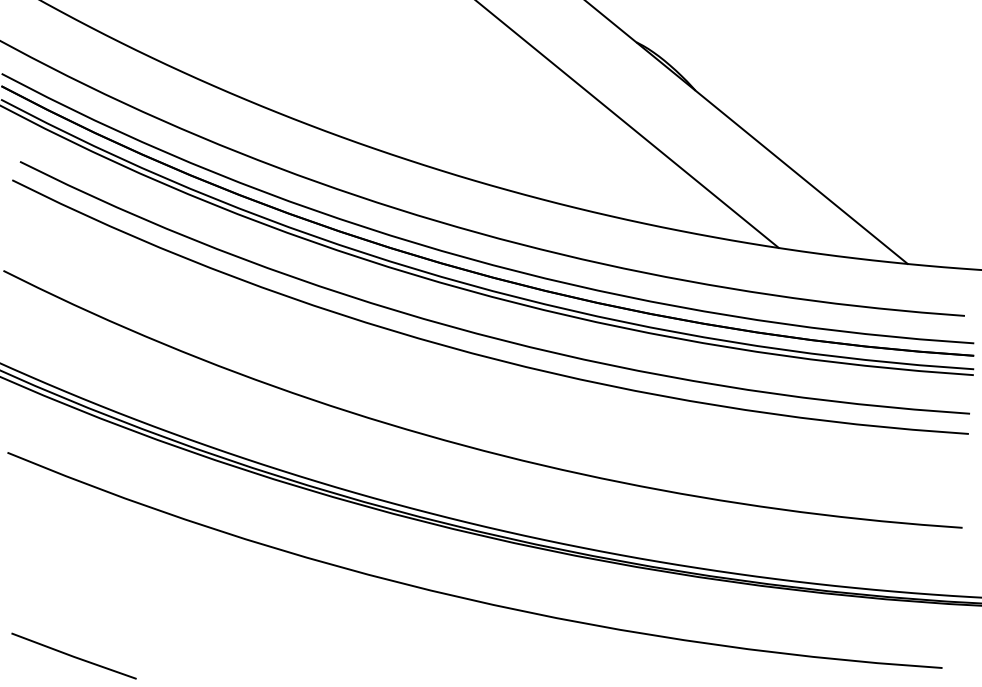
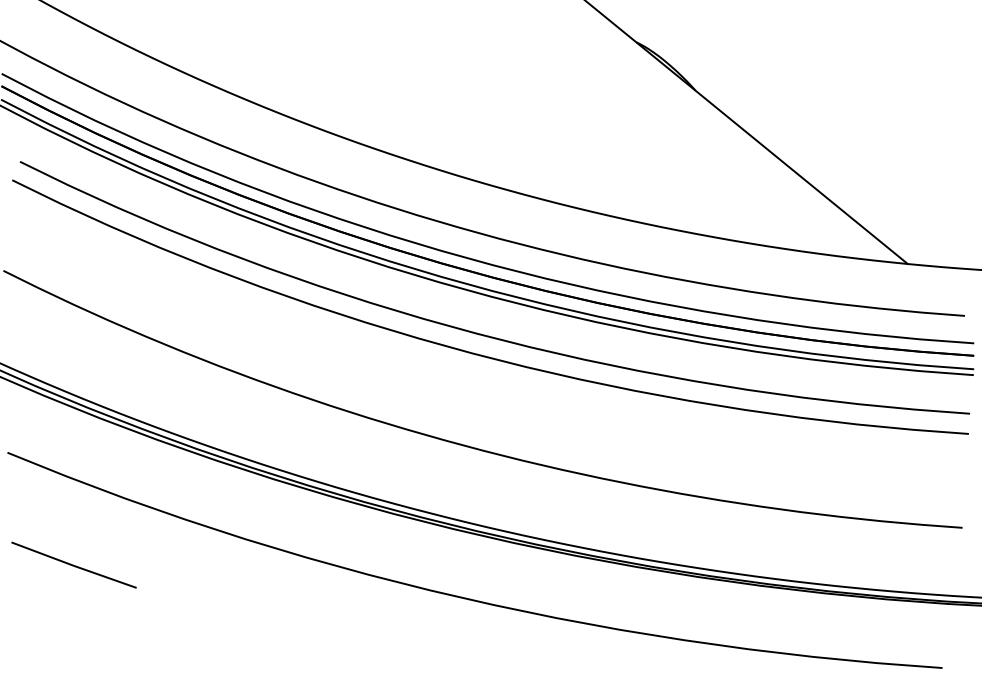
line: present -> none (628, 124)
line position: (73, 655) -> (73, 564) (73, 564)
